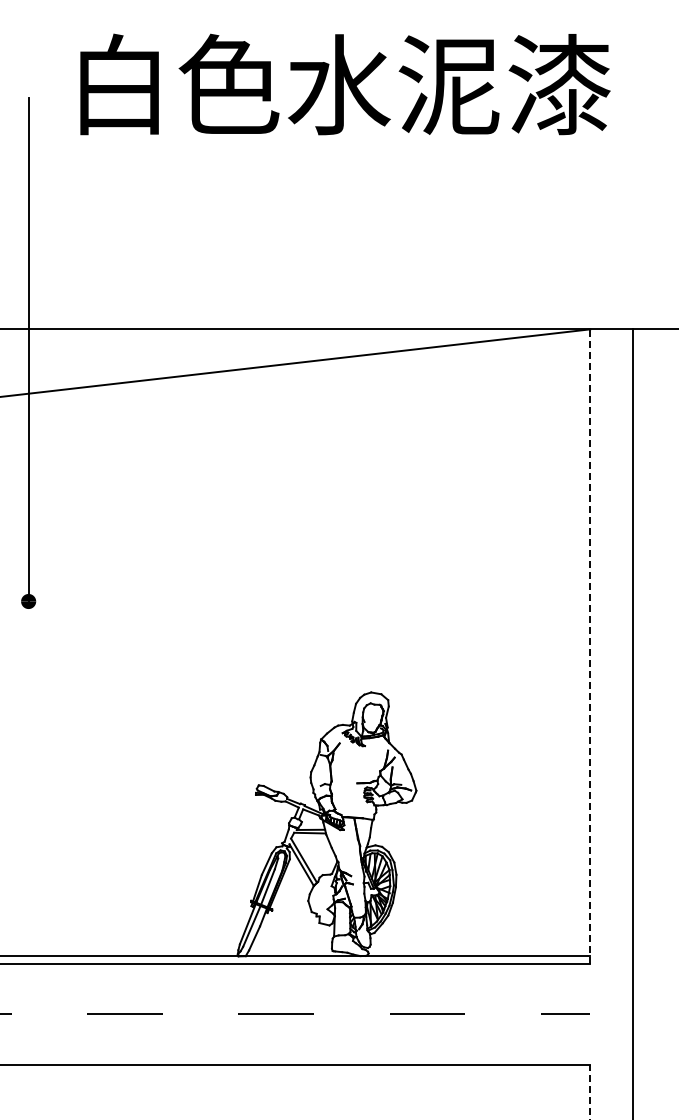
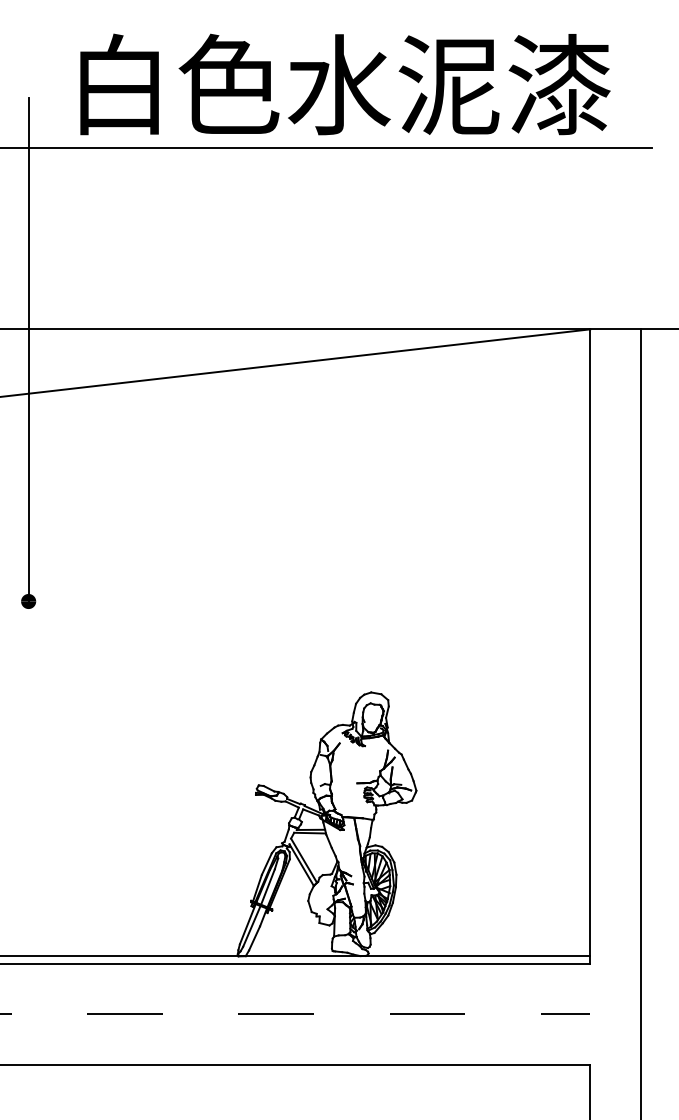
line: none -> present (326, 148)
line: dashed -> solid (590, 646)
line position: (632, 722) -> (640, 722) (640, 722)
line: dashed -> solid (590, 1091)
